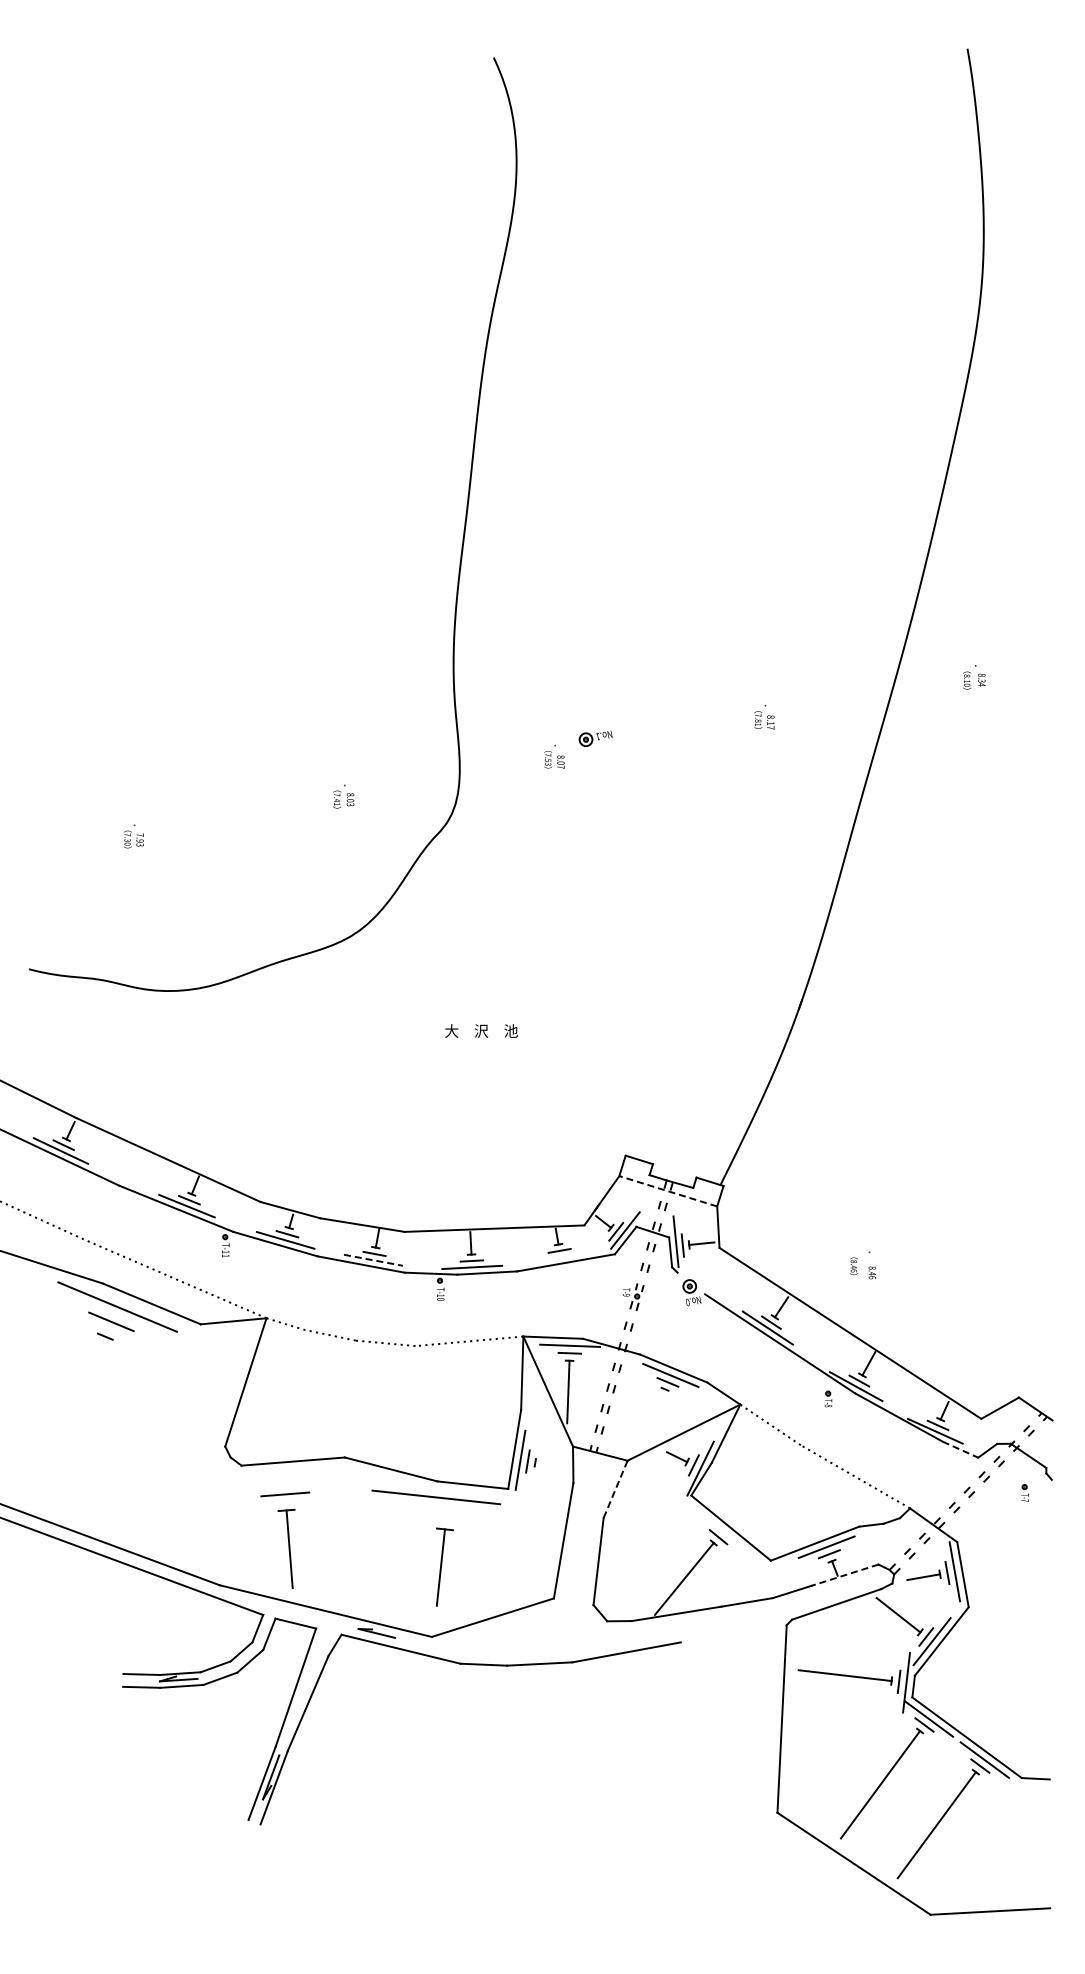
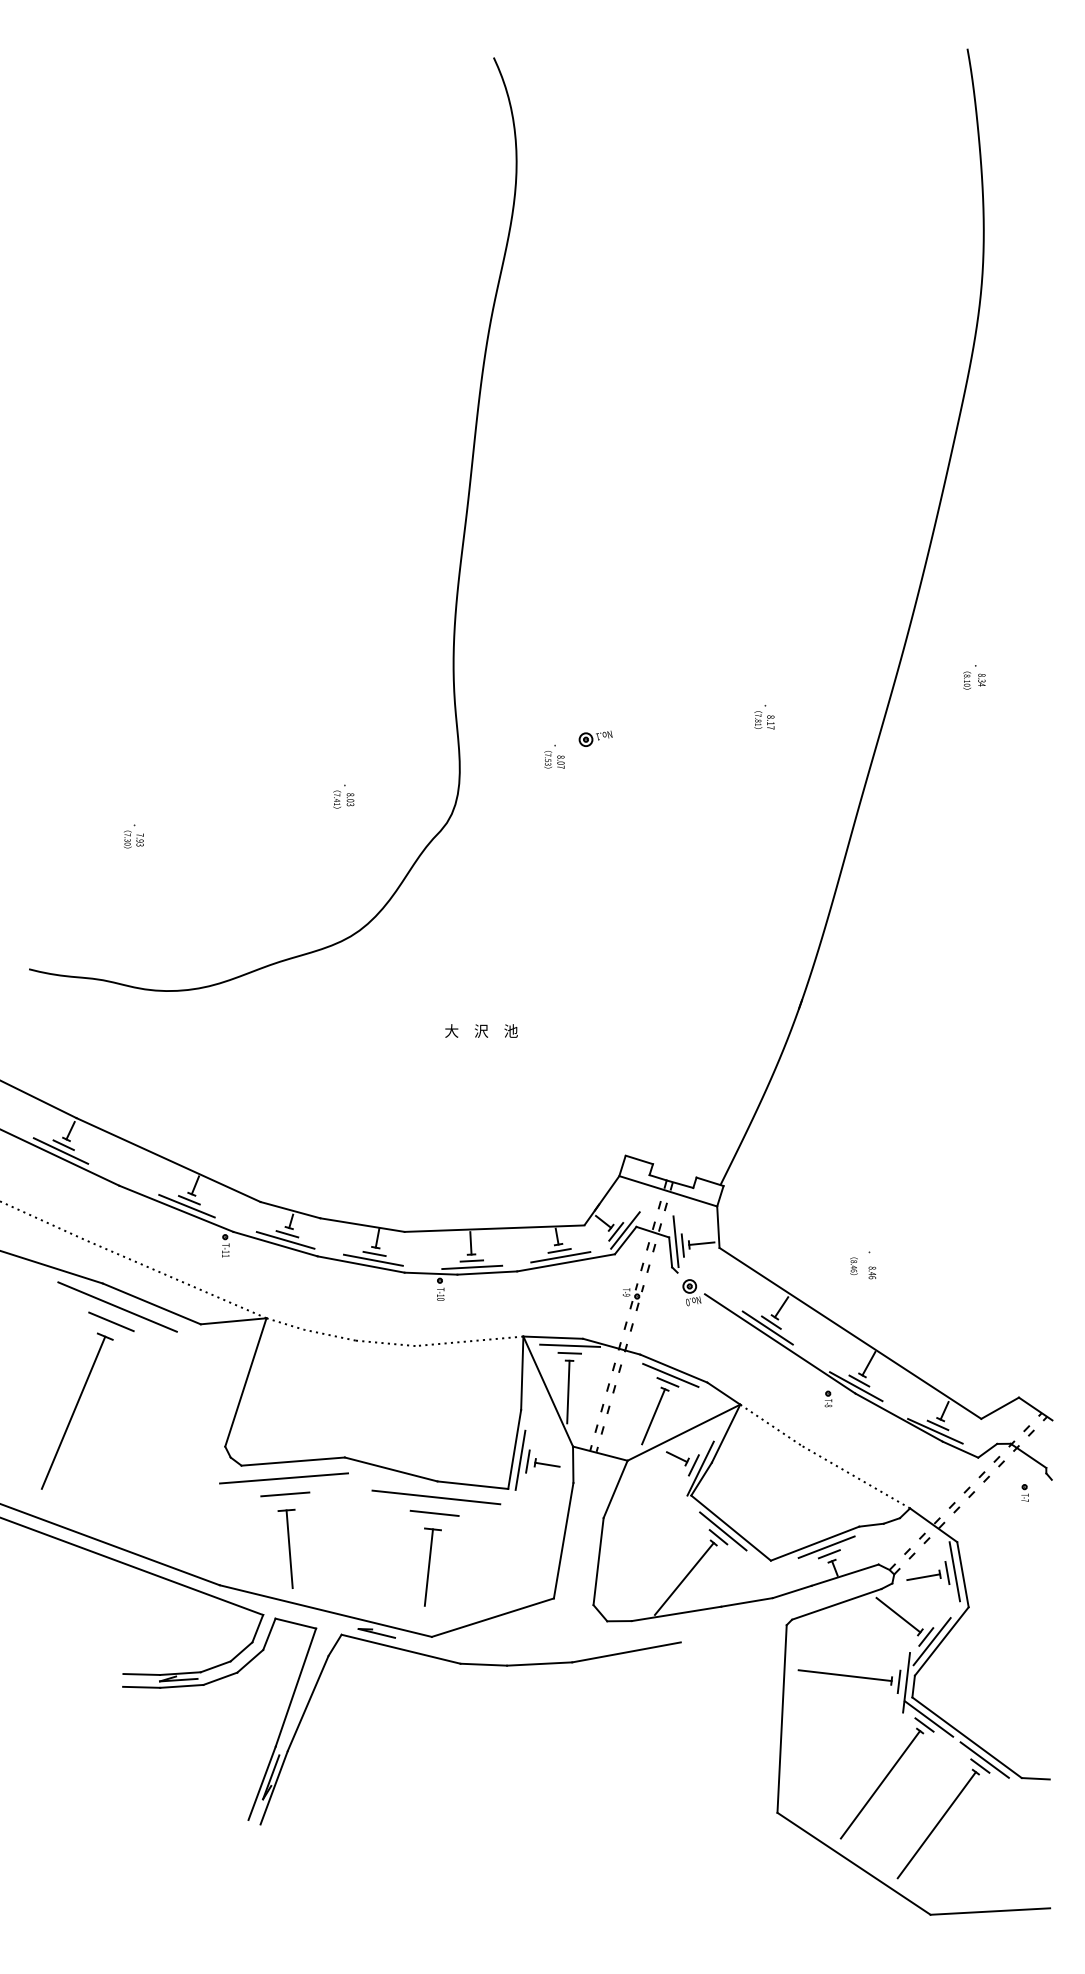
line: dashed -> solid (667, 1191)
line: none -> present (560, 1257)
line: dashed -> solid (373, 1260)
line: none -> present (73, 1412)
line: none -> present (653, 1416)
line: dashed -> solid (960, 1449)
line: none -> present (547, 1464)
line: none -> present (284, 1478)
line: dashed -> solid (615, 1488)
line: none -> present (434, 1512)
line: none -> present (723, 1531)
part position: (444, 1566) -> (432, 1566) (432, 1566)
line: dashed -> solid (844, 1575)
